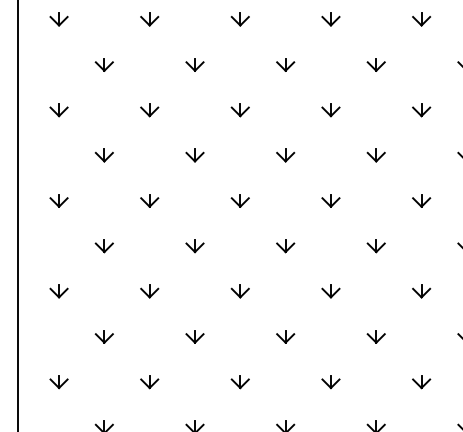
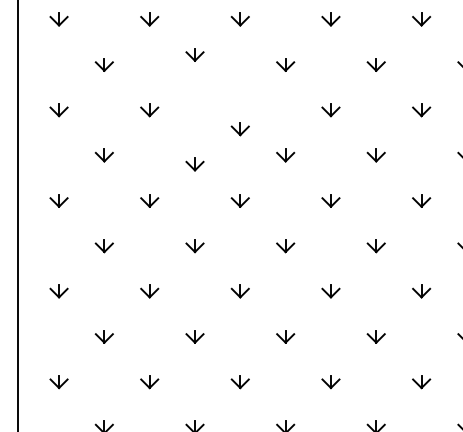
part position: (194, 64) -> (194, 54) (194, 54)
part position: (239, 110) -> (239, 129) (239, 129)
part position: (194, 155) -> (194, 164) (194, 164)
